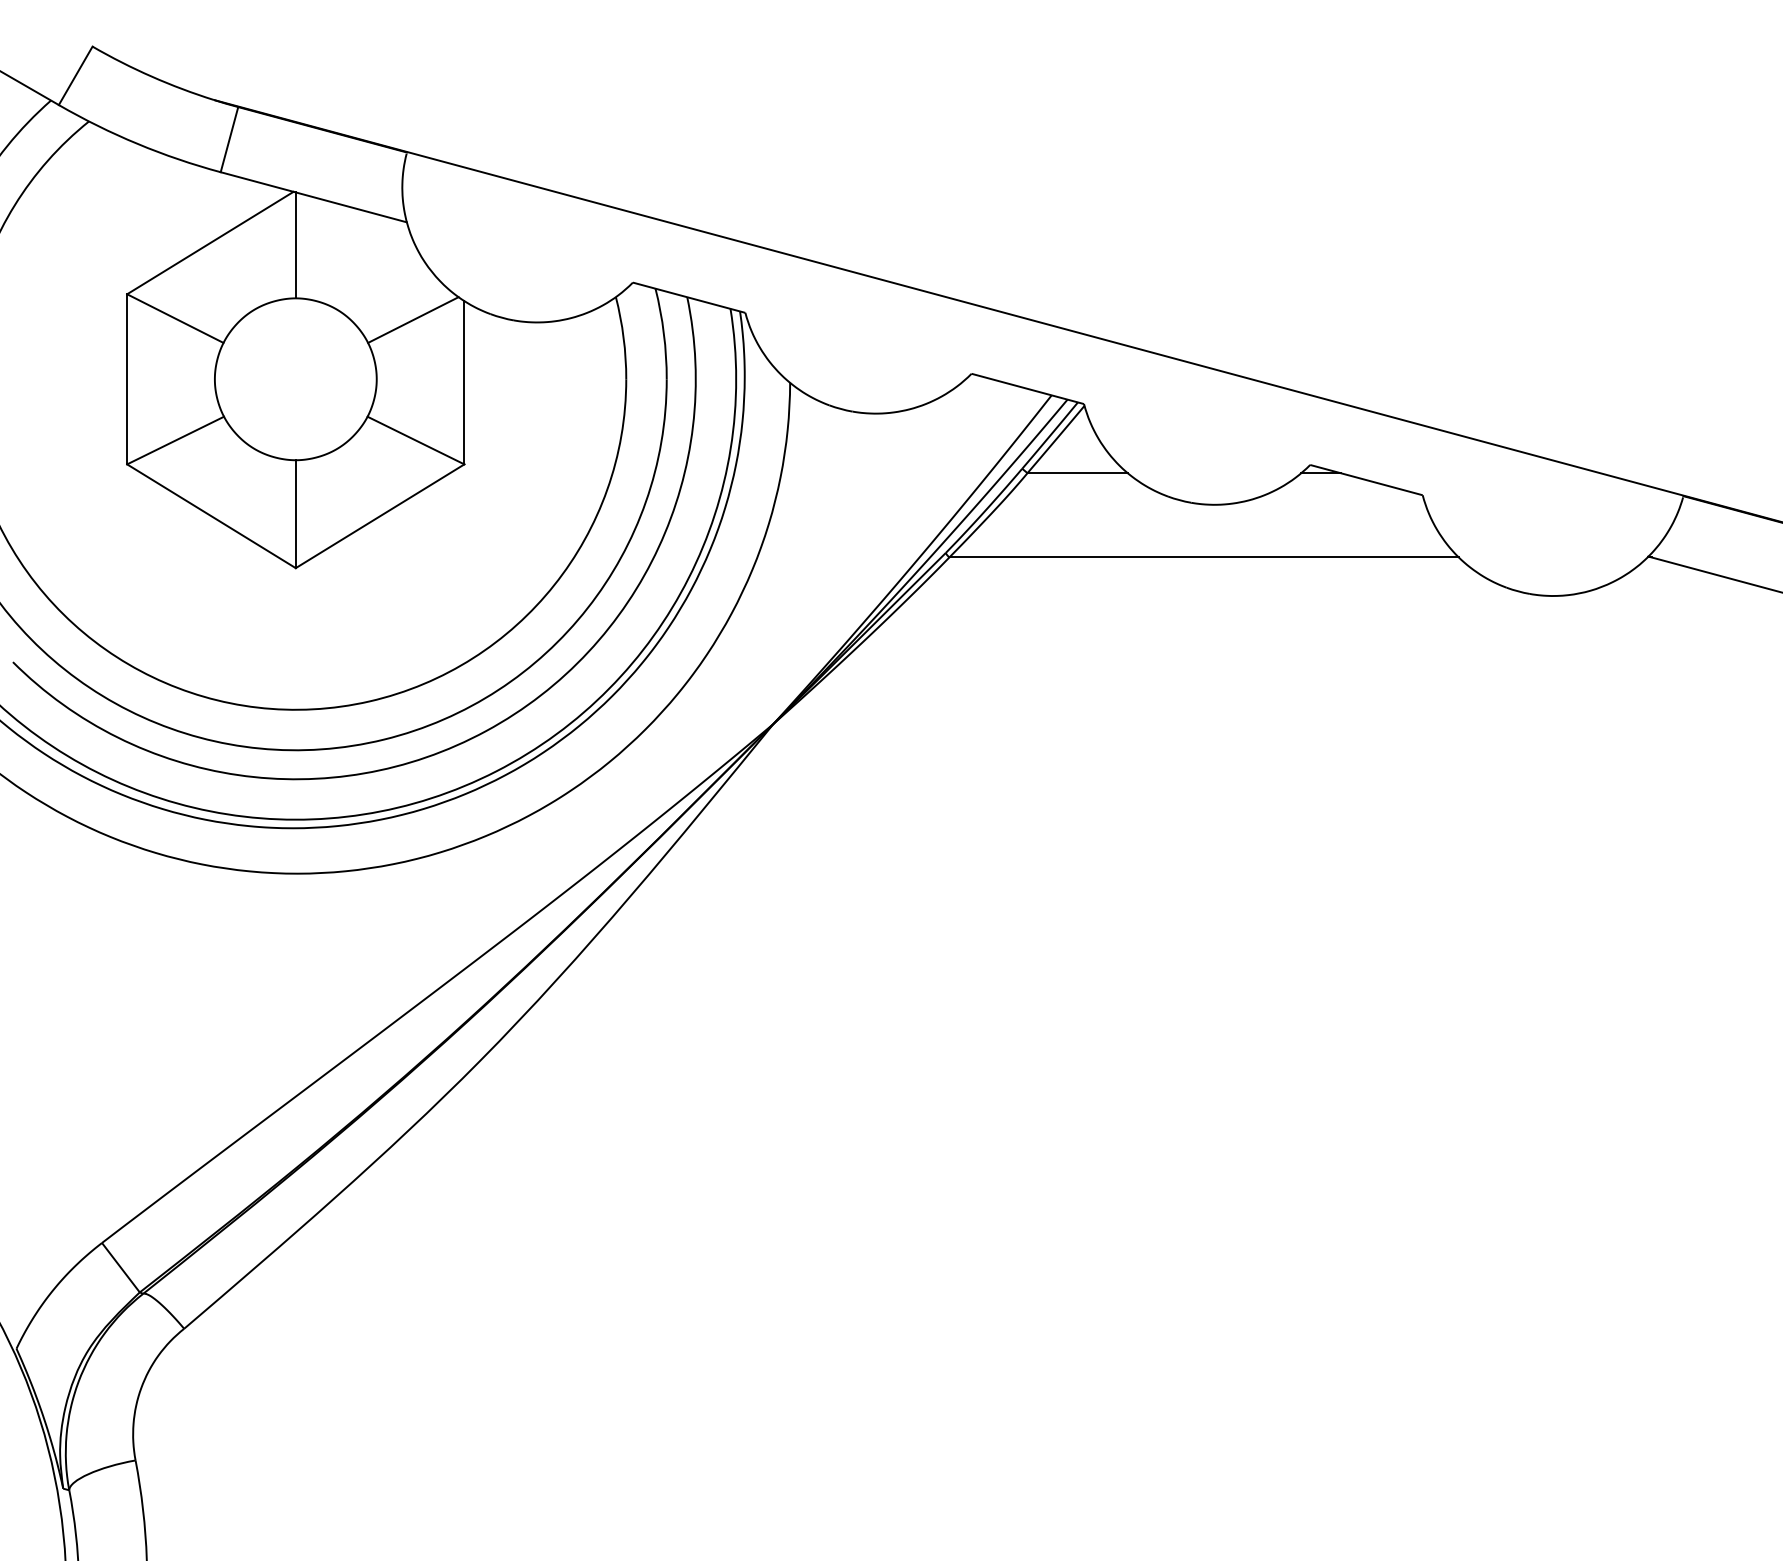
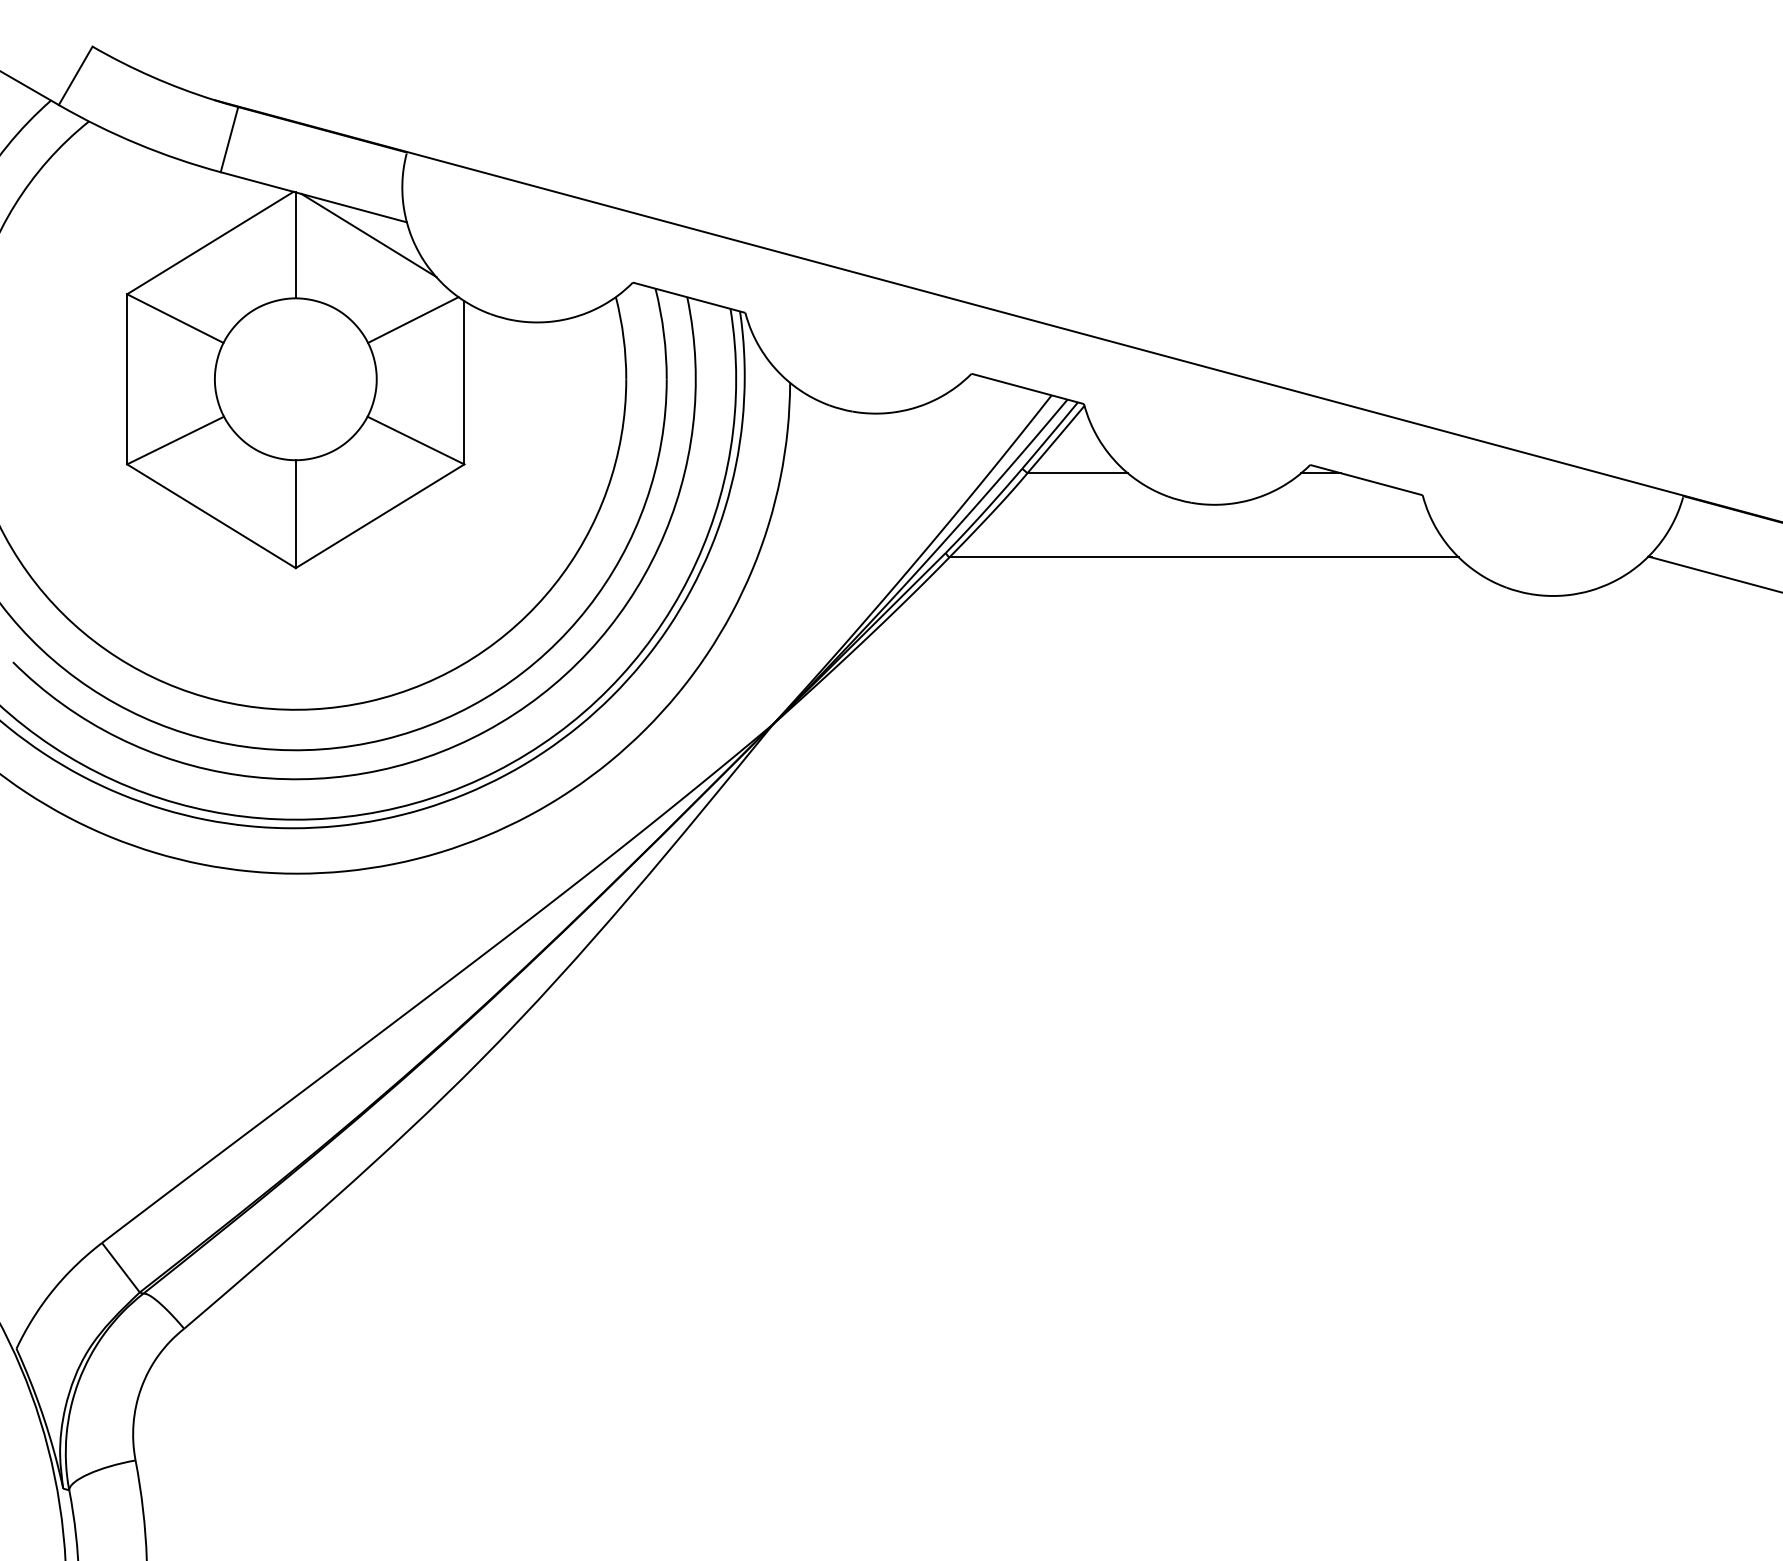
line: none -> present (368, 235)
